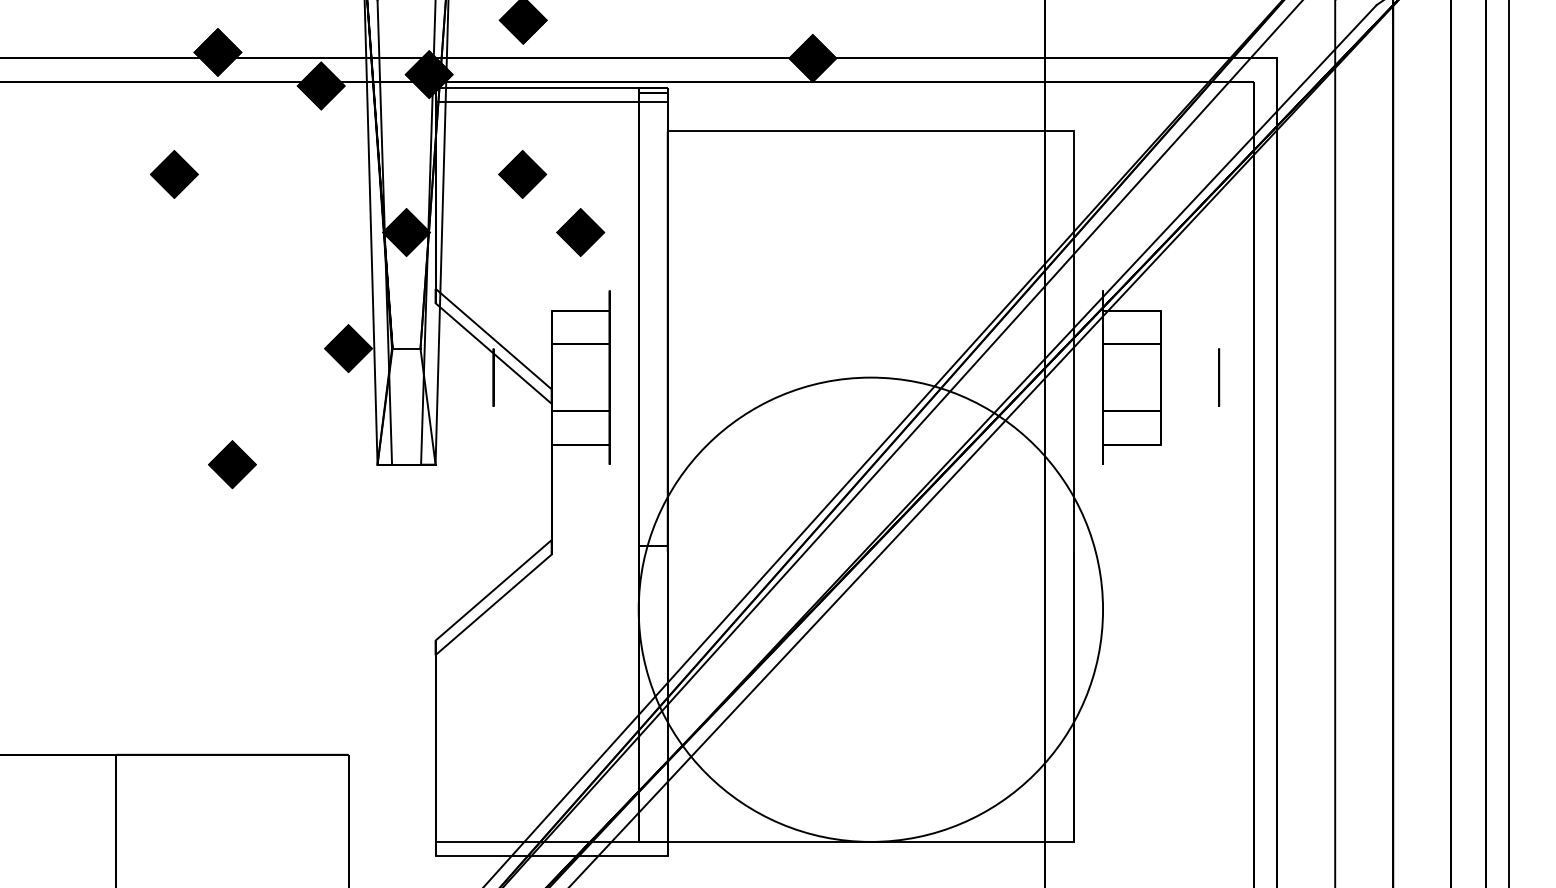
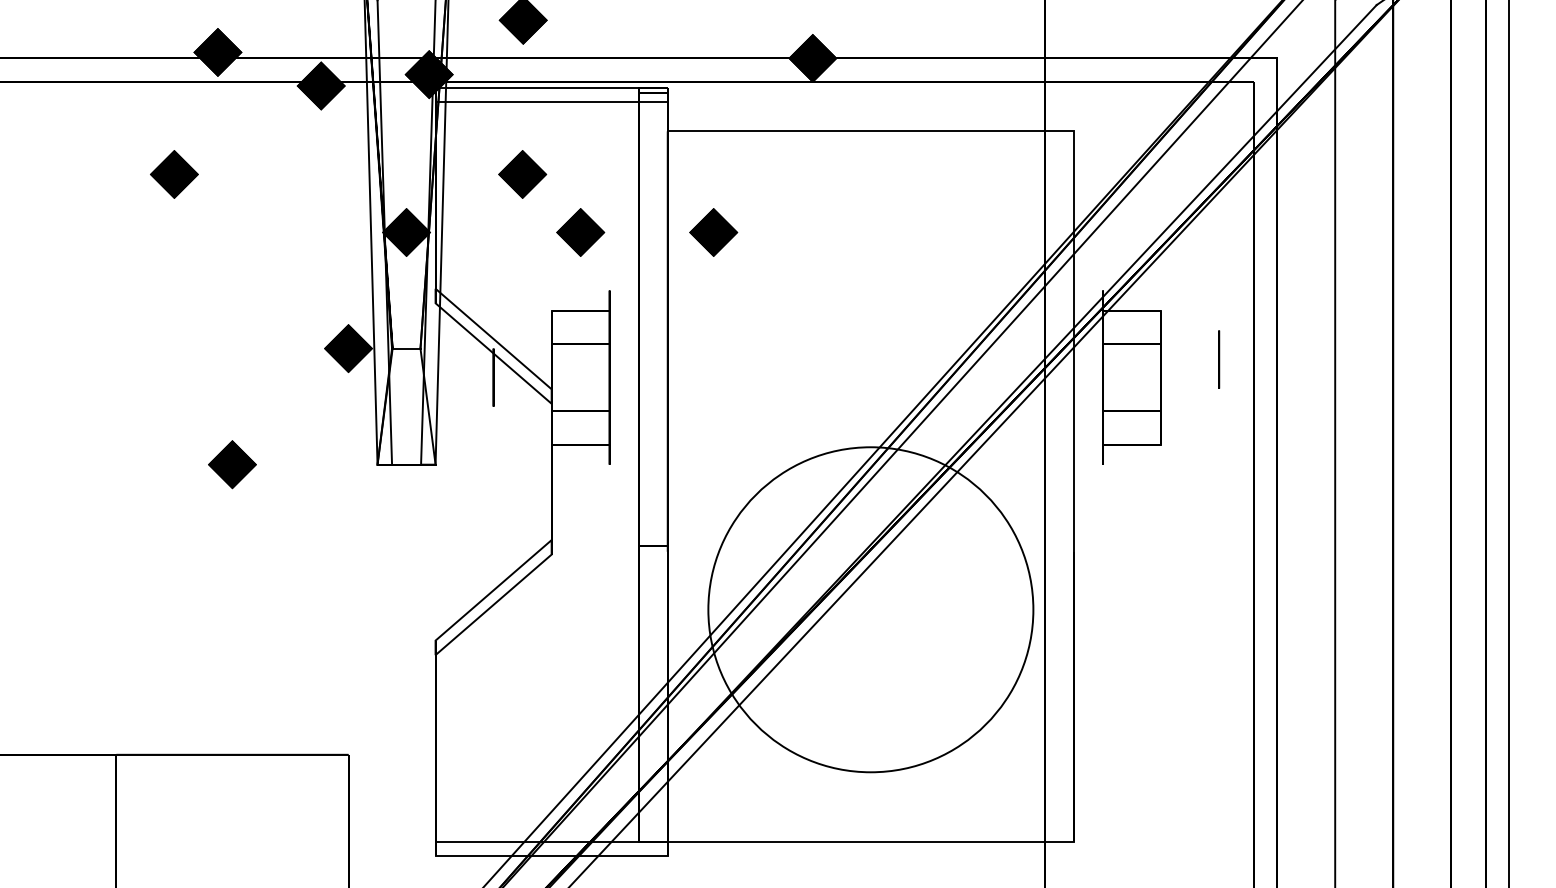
part: none -> present (713, 232)
circle position: (1219, 377) -> (1219, 359) (1219, 359)
circle diameter: 464 px -> 325 px (870, 609)
